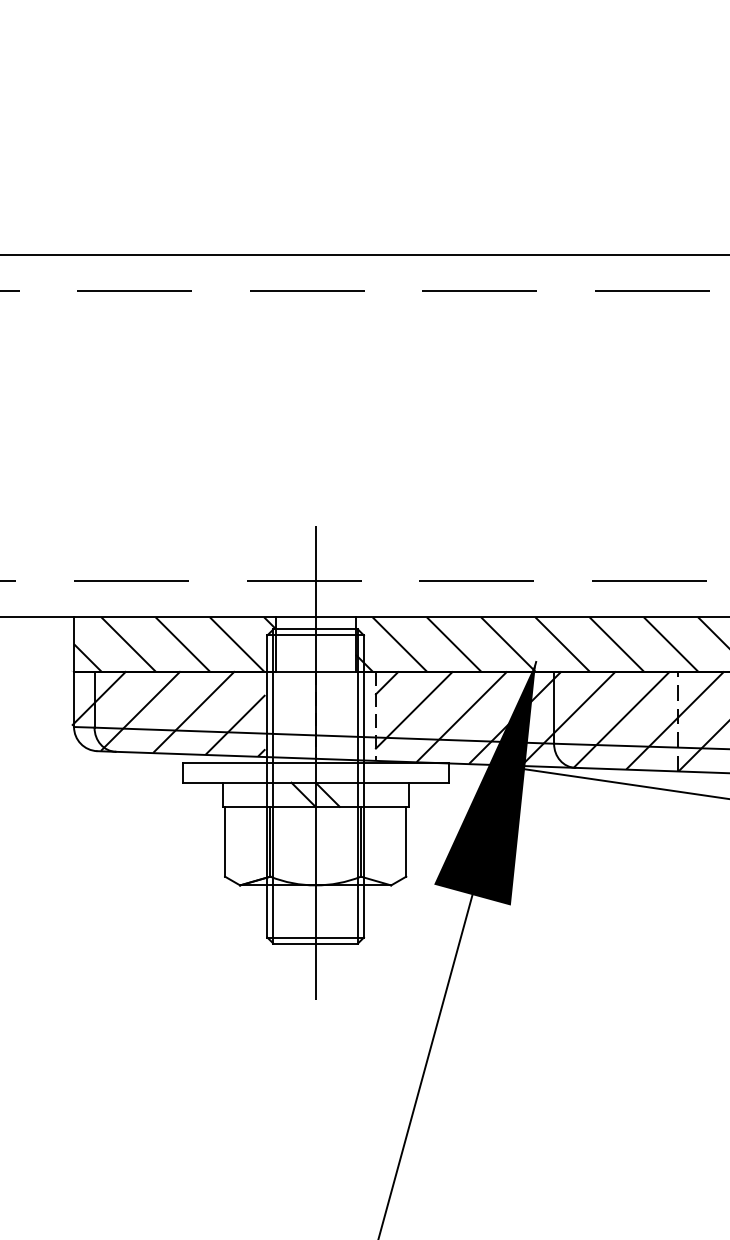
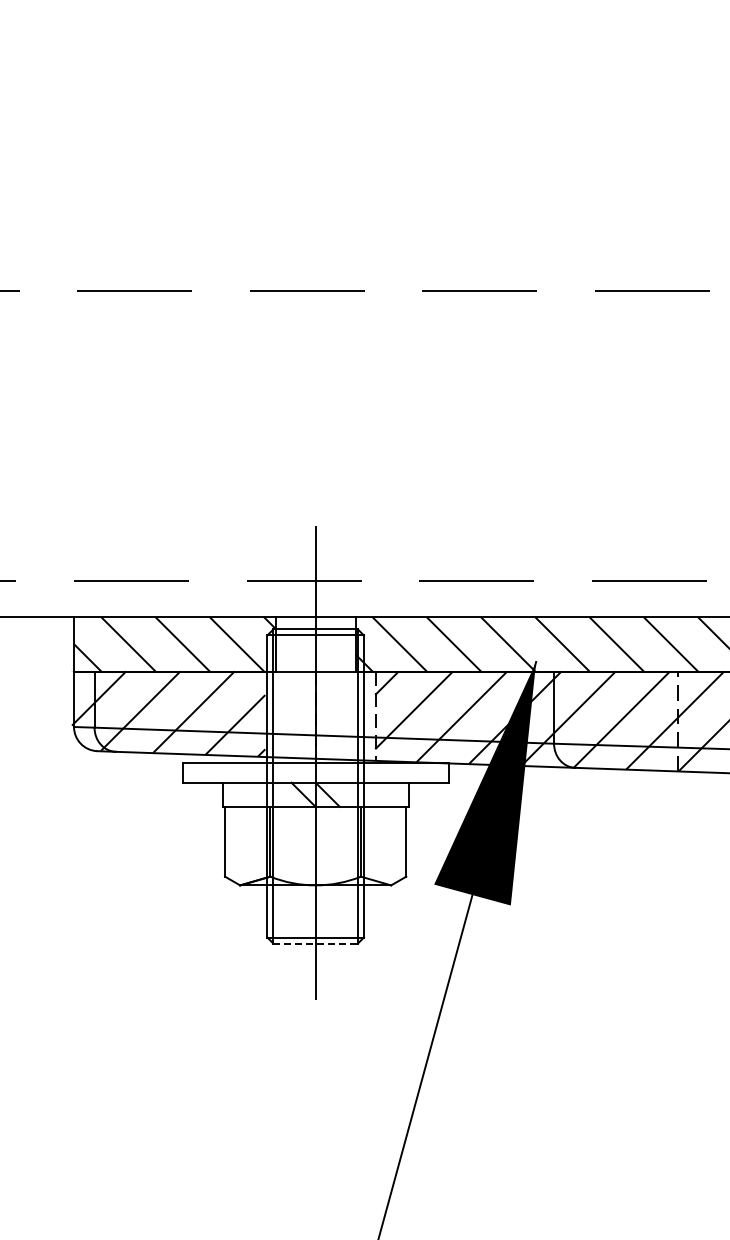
line: present -> none (364, 254)
line: present -> none (611, 781)
line: solid -> dashed (316, 943)
